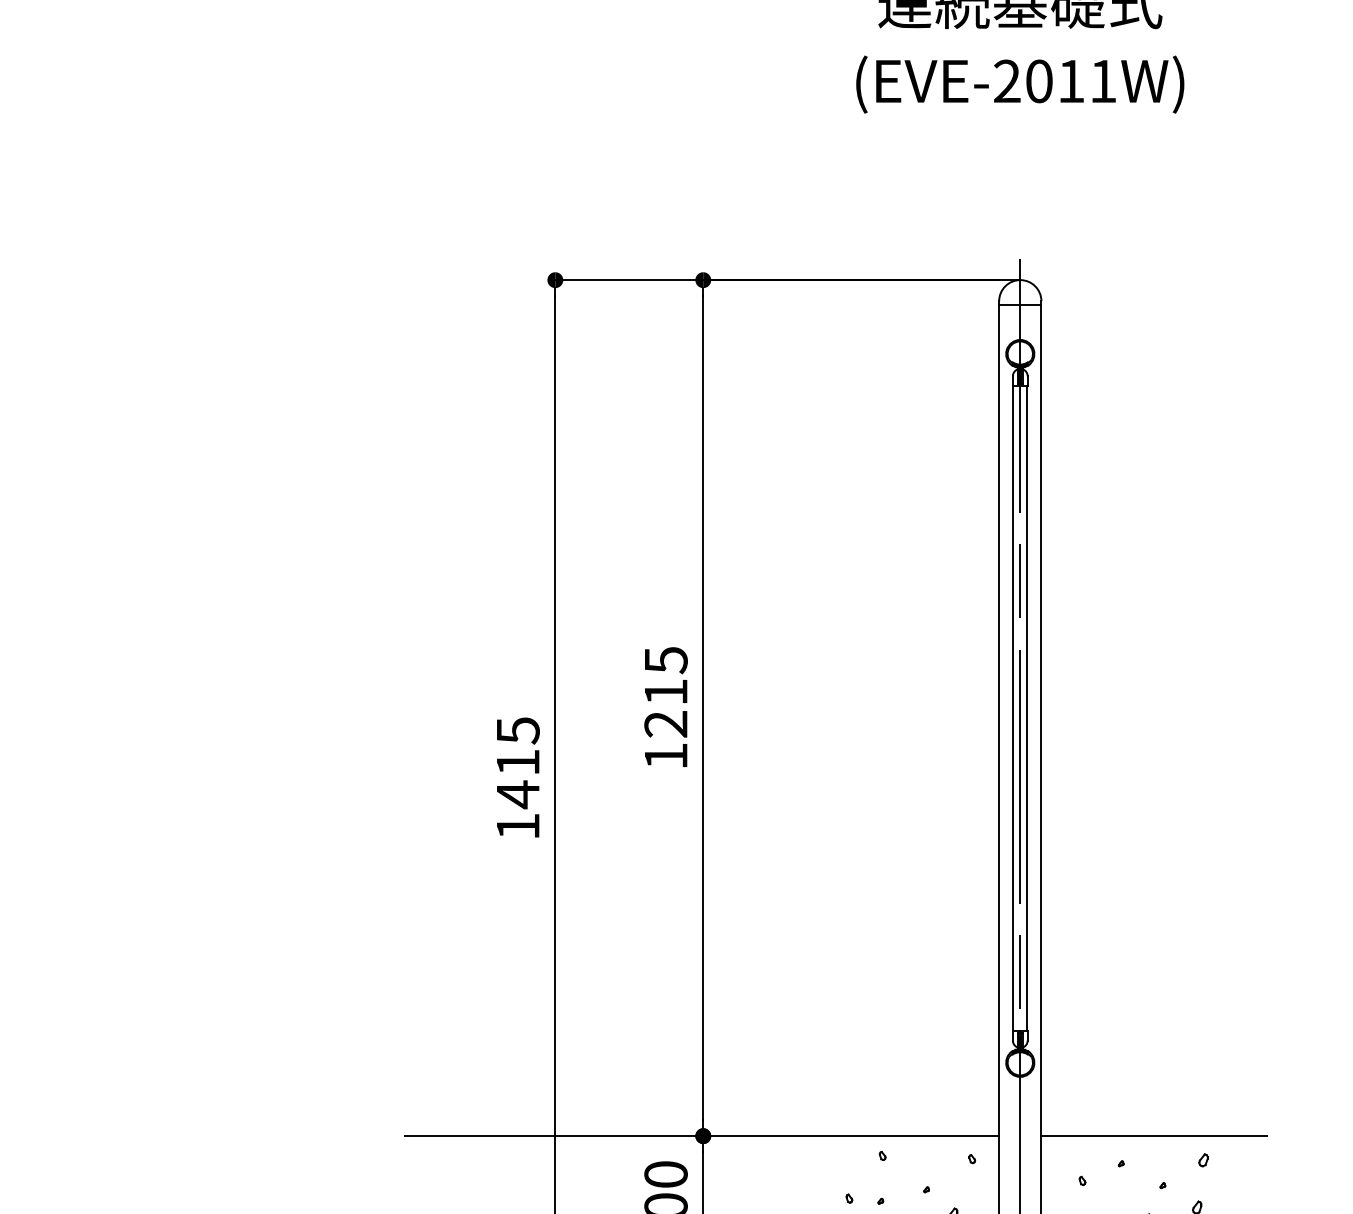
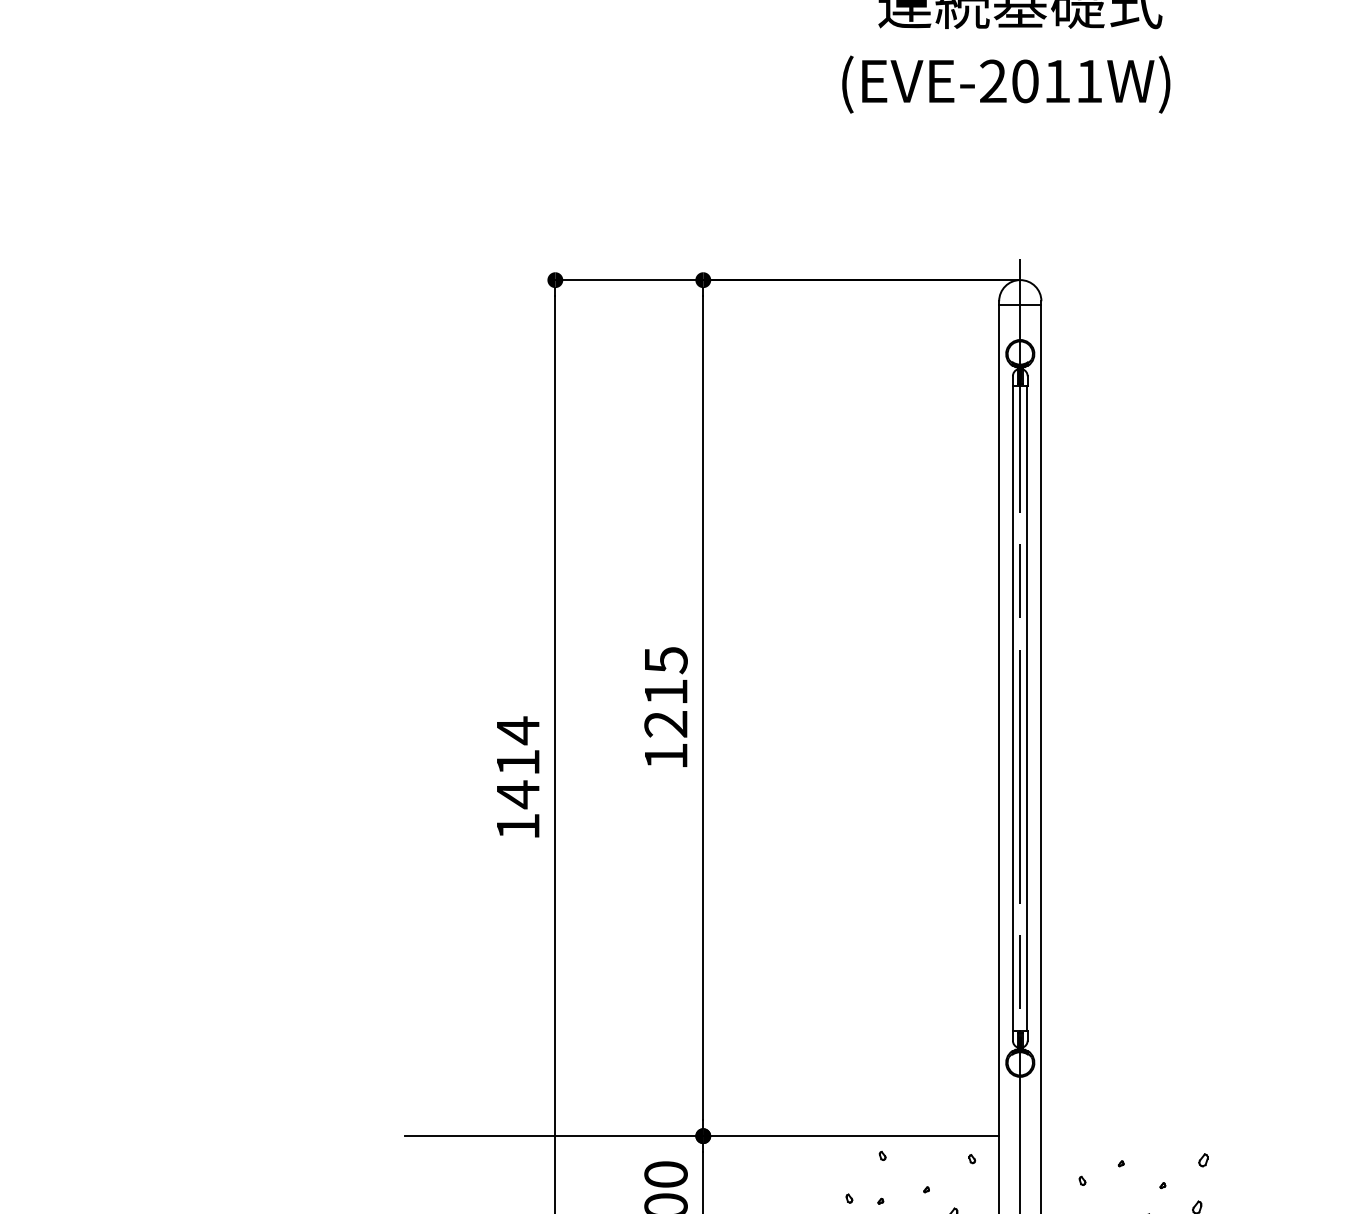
text position: (1020, 84) -> (1006, 84) (1006, 84)
text: 1415 -> 1414 (518, 730)
line: present -> none (1153, 1136)
